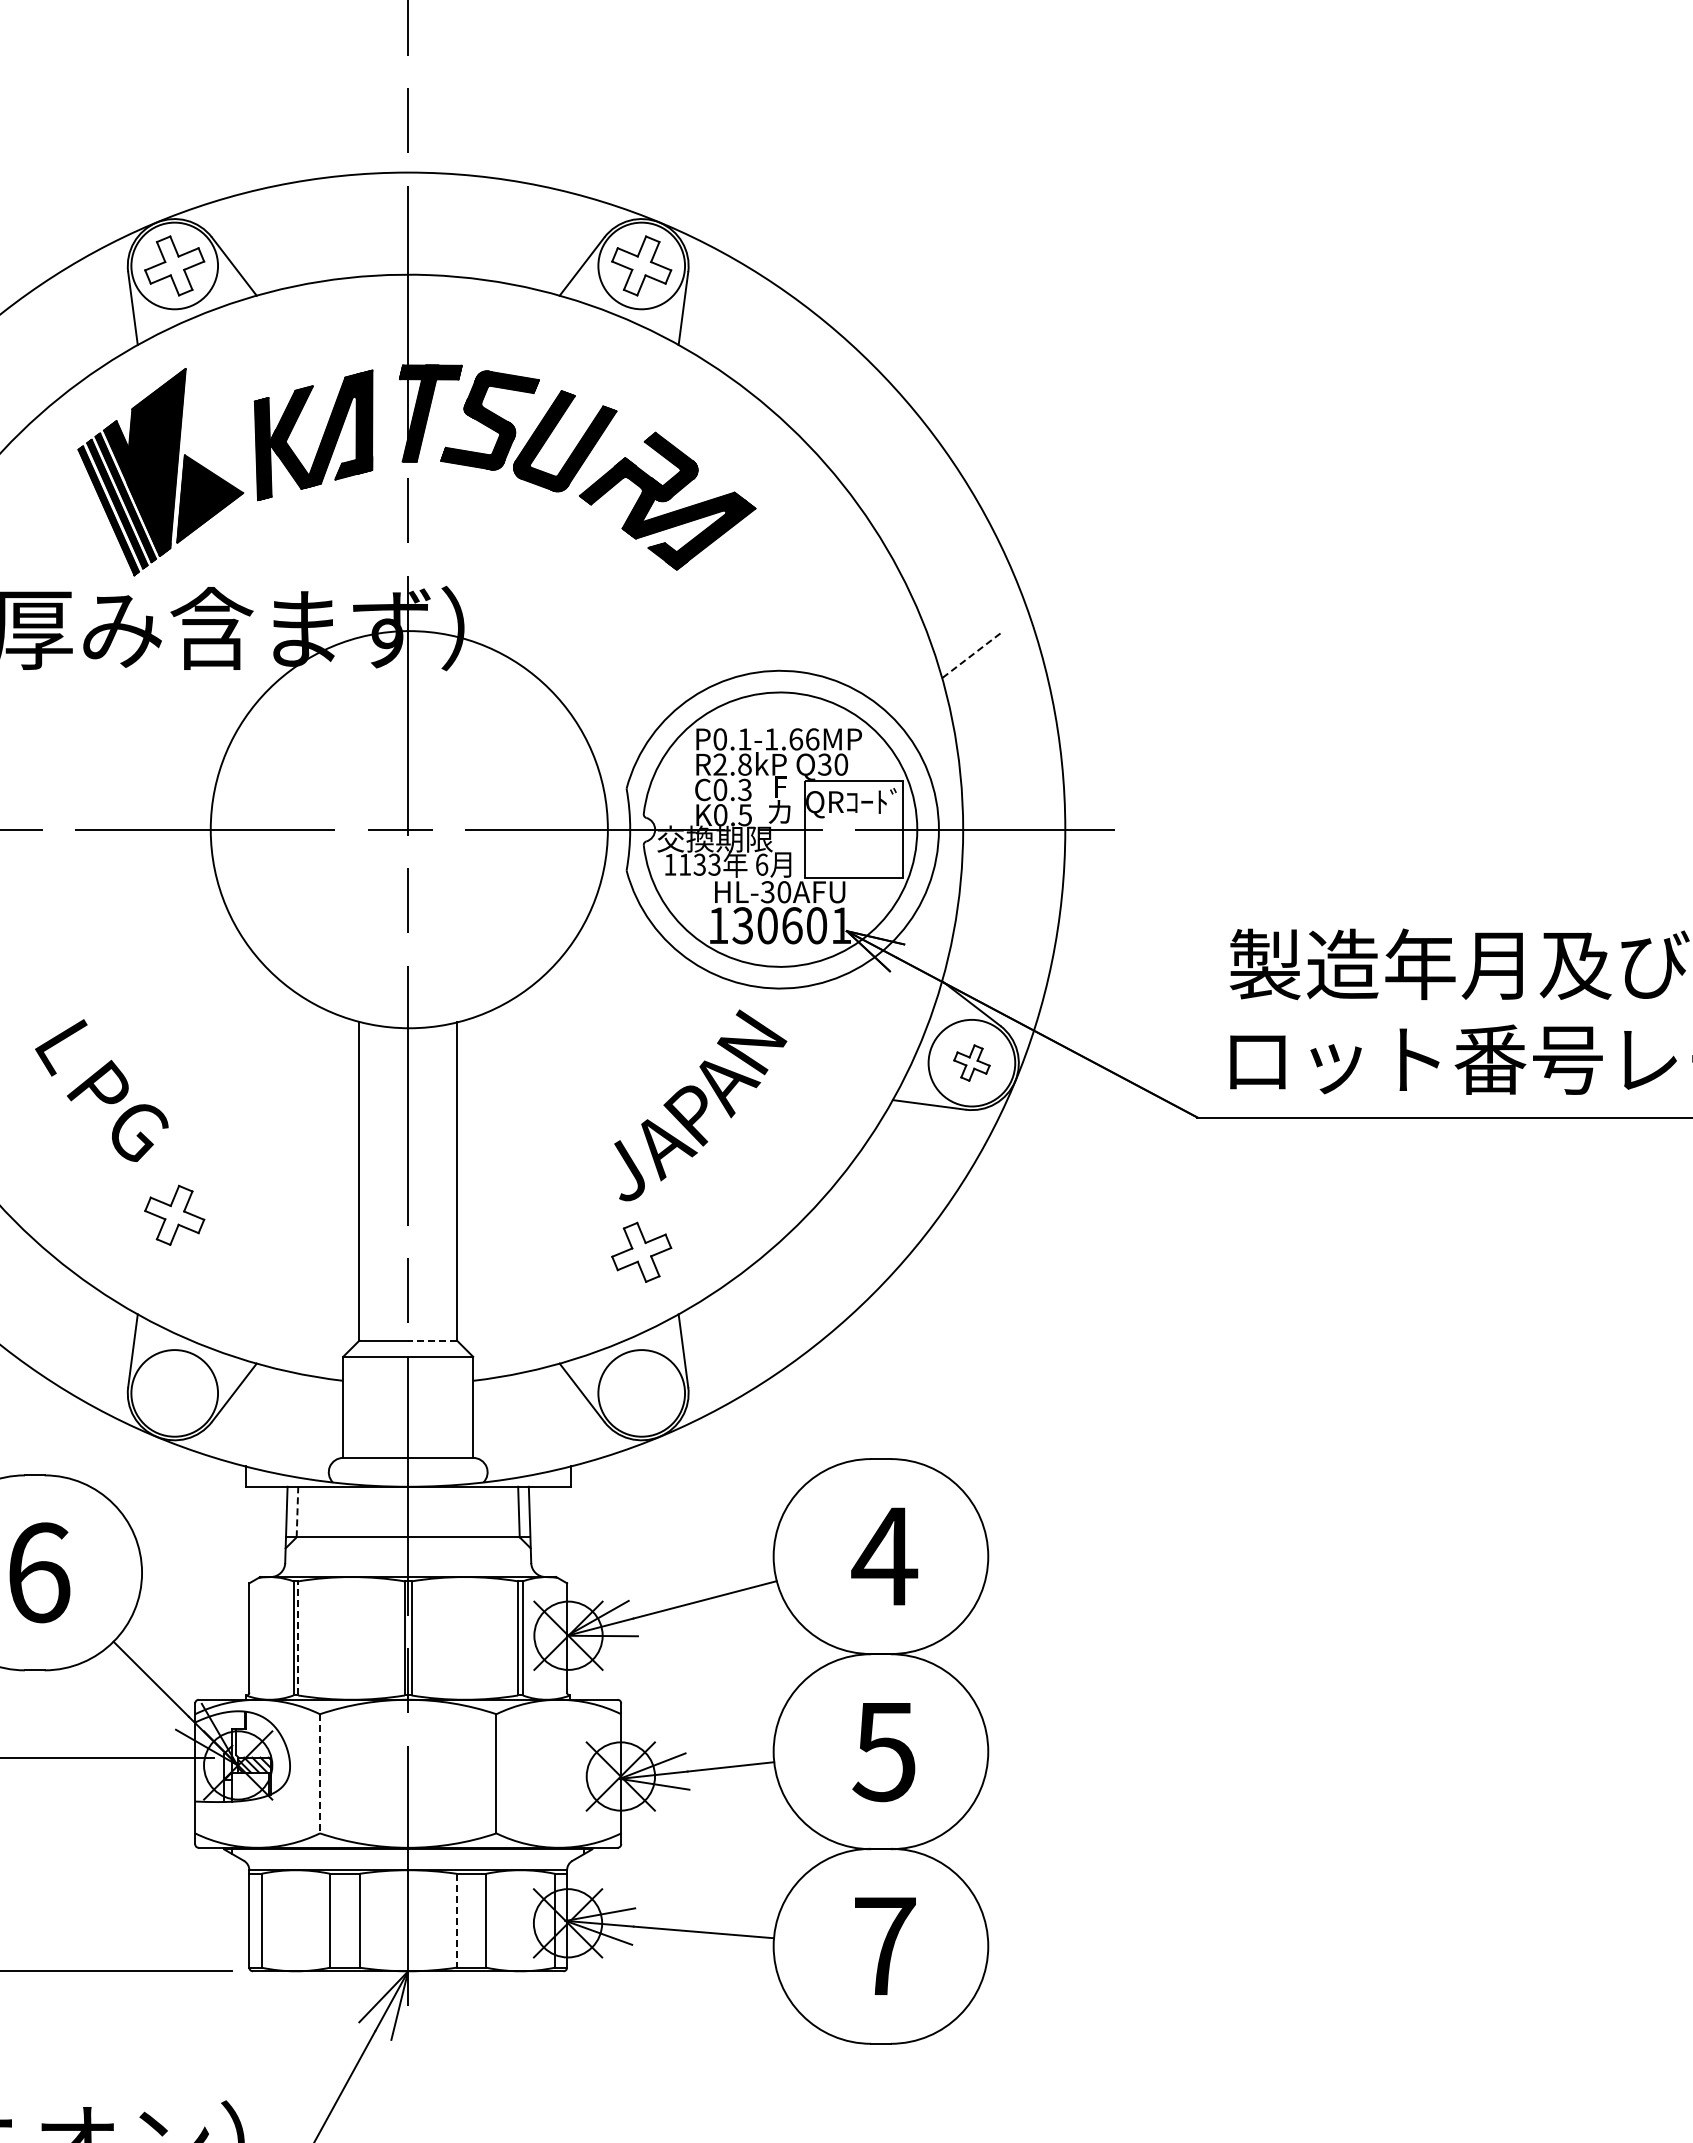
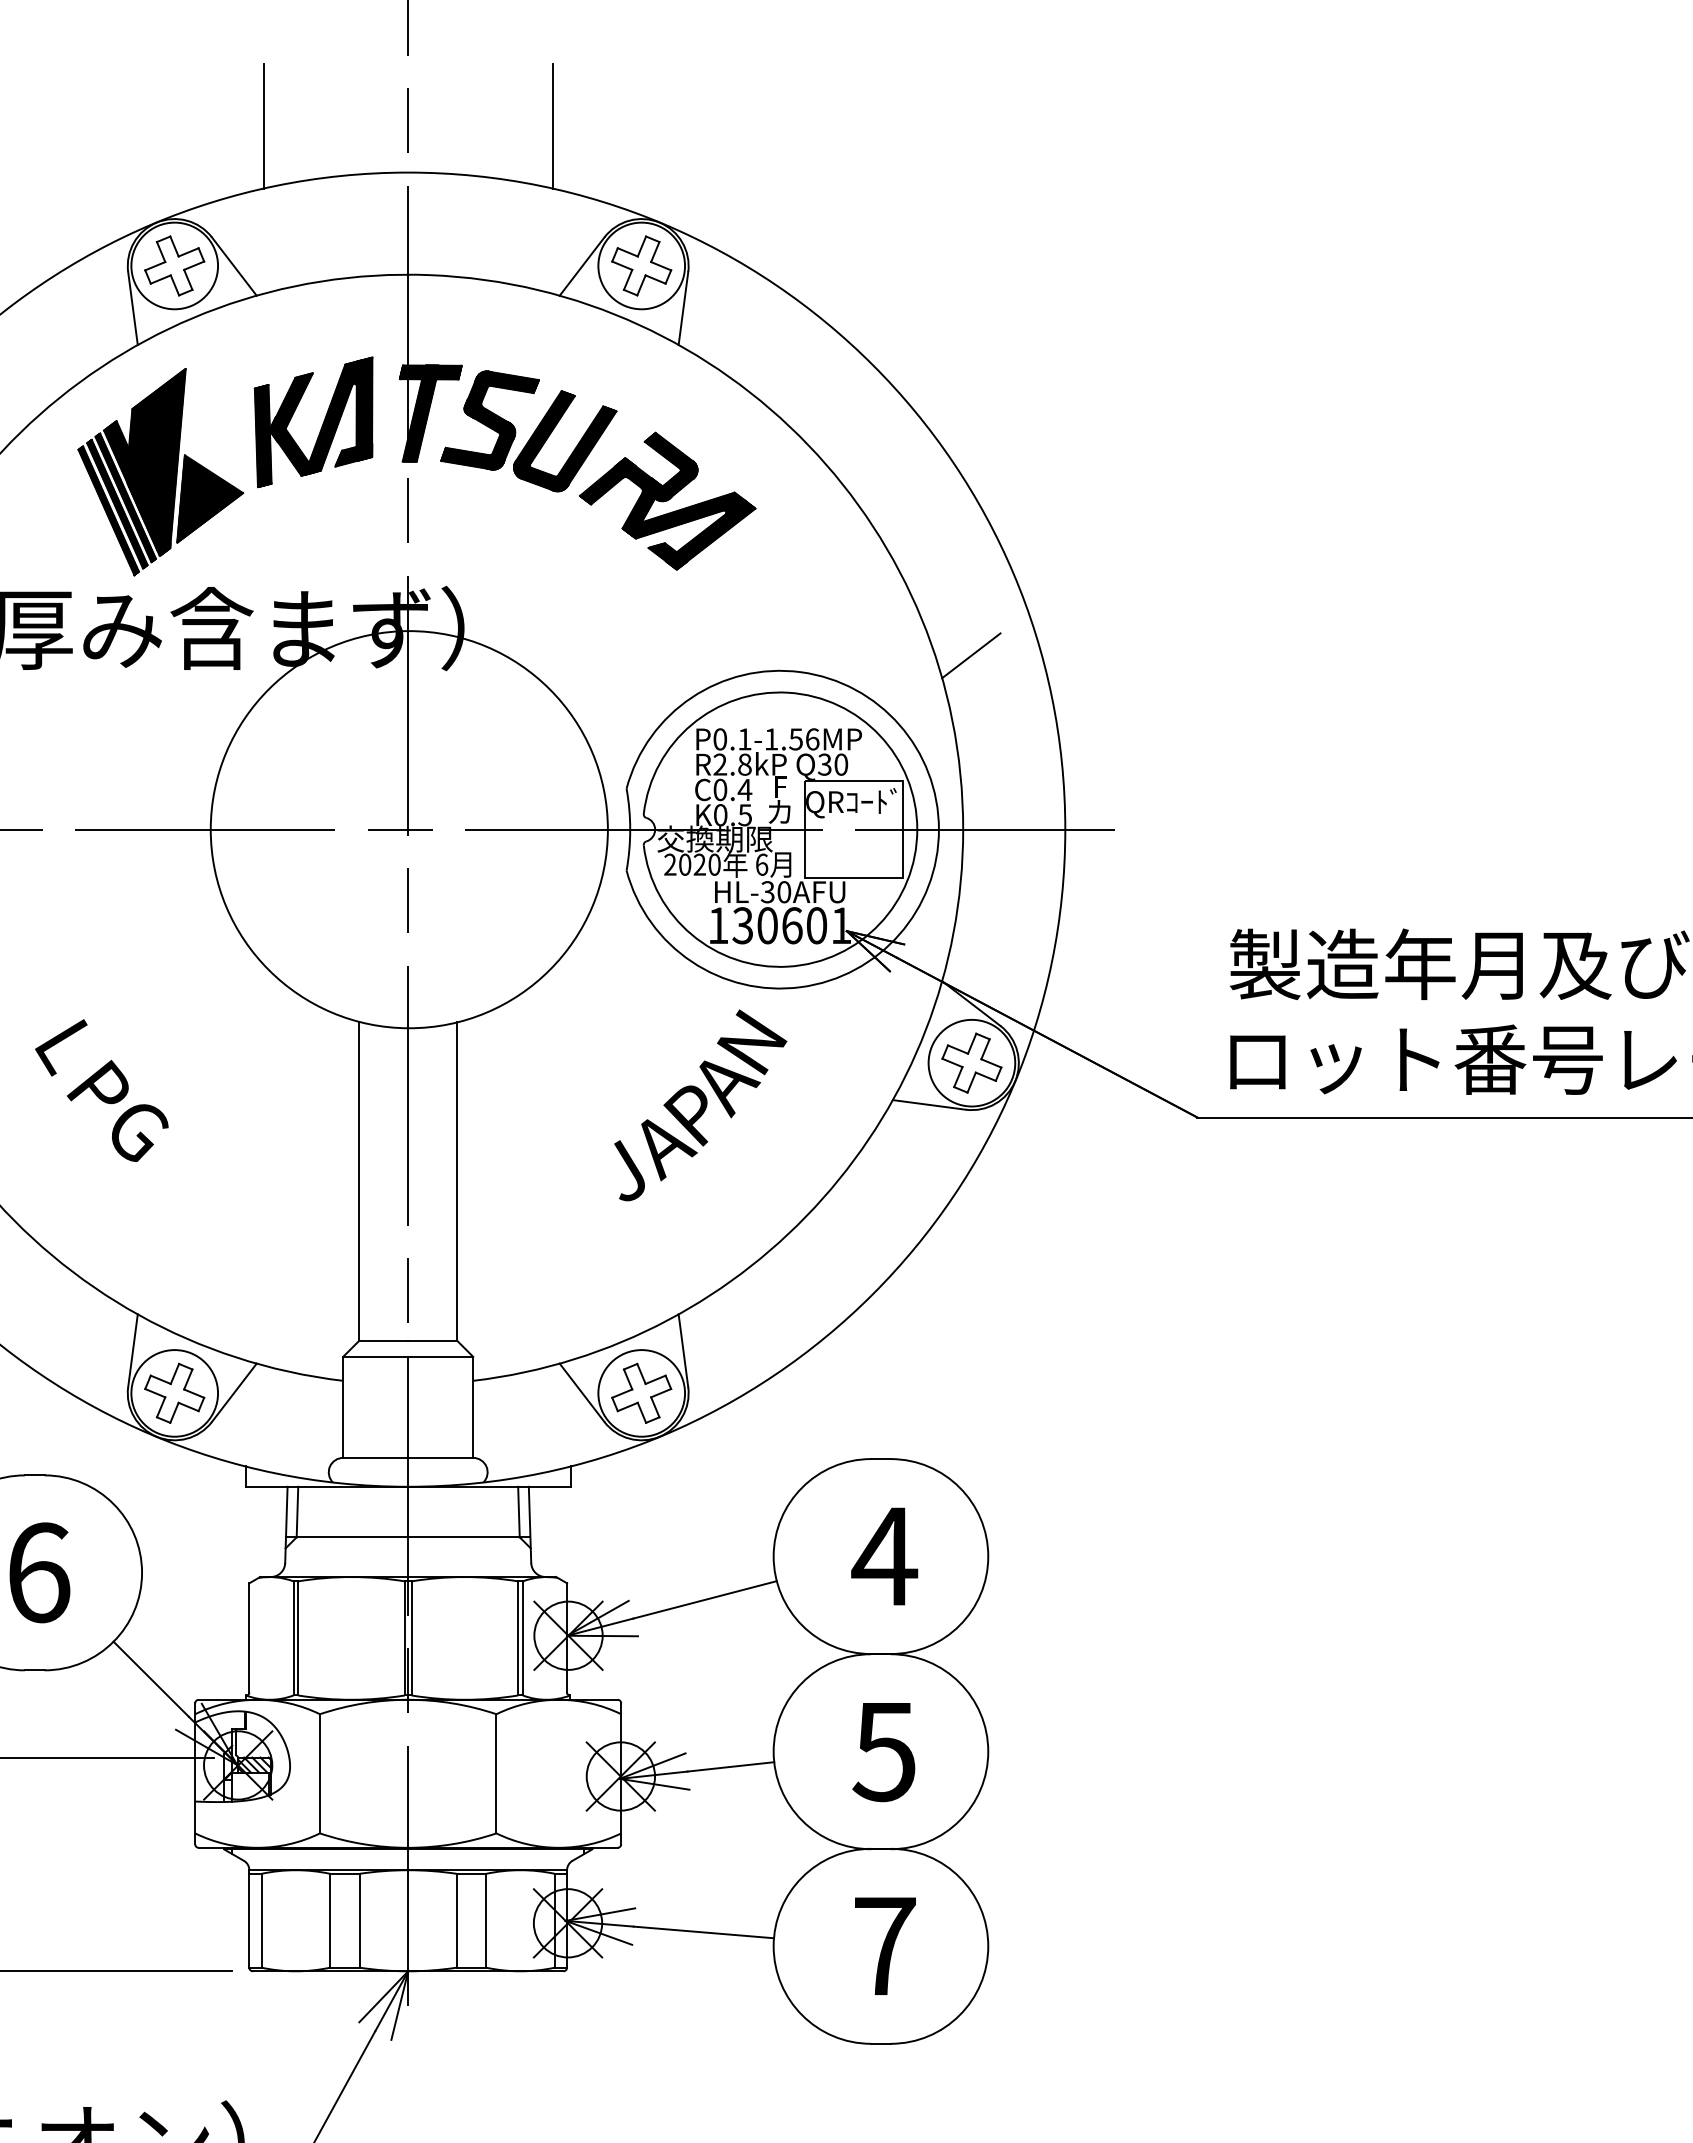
line: none -> present (263, 126)
line: none -> present (552, 126)
part position: (321, 439) -> (321, 426) (321, 426)
line: dashed -> solid (971, 655)
text: P0.1-1.66MP -> P0.1-1.56MP (796, 739)
text: C0.3 -> C0.4 (744, 789)
text: 1133 -> 2020 (692, 864)
part size: 38x38 px -> 62x62 px (971, 1062)
part position: (174, 1214) -> (174, 1392) (174, 1392)
part position: (641, 1251) -> (641, 1392) (641, 1392)
line: dashed -> solid (432, 1340)
line: dashed -> solid (297, 1511)
line: dashed -> solid (298, 1637)
line: dashed -> solid (319, 1773)
line: dashed -> solid (456, 1920)
